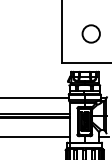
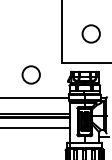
circle: none -> present (30, 74)
line position: (36, 137) -> (36, 128) (36, 128)
